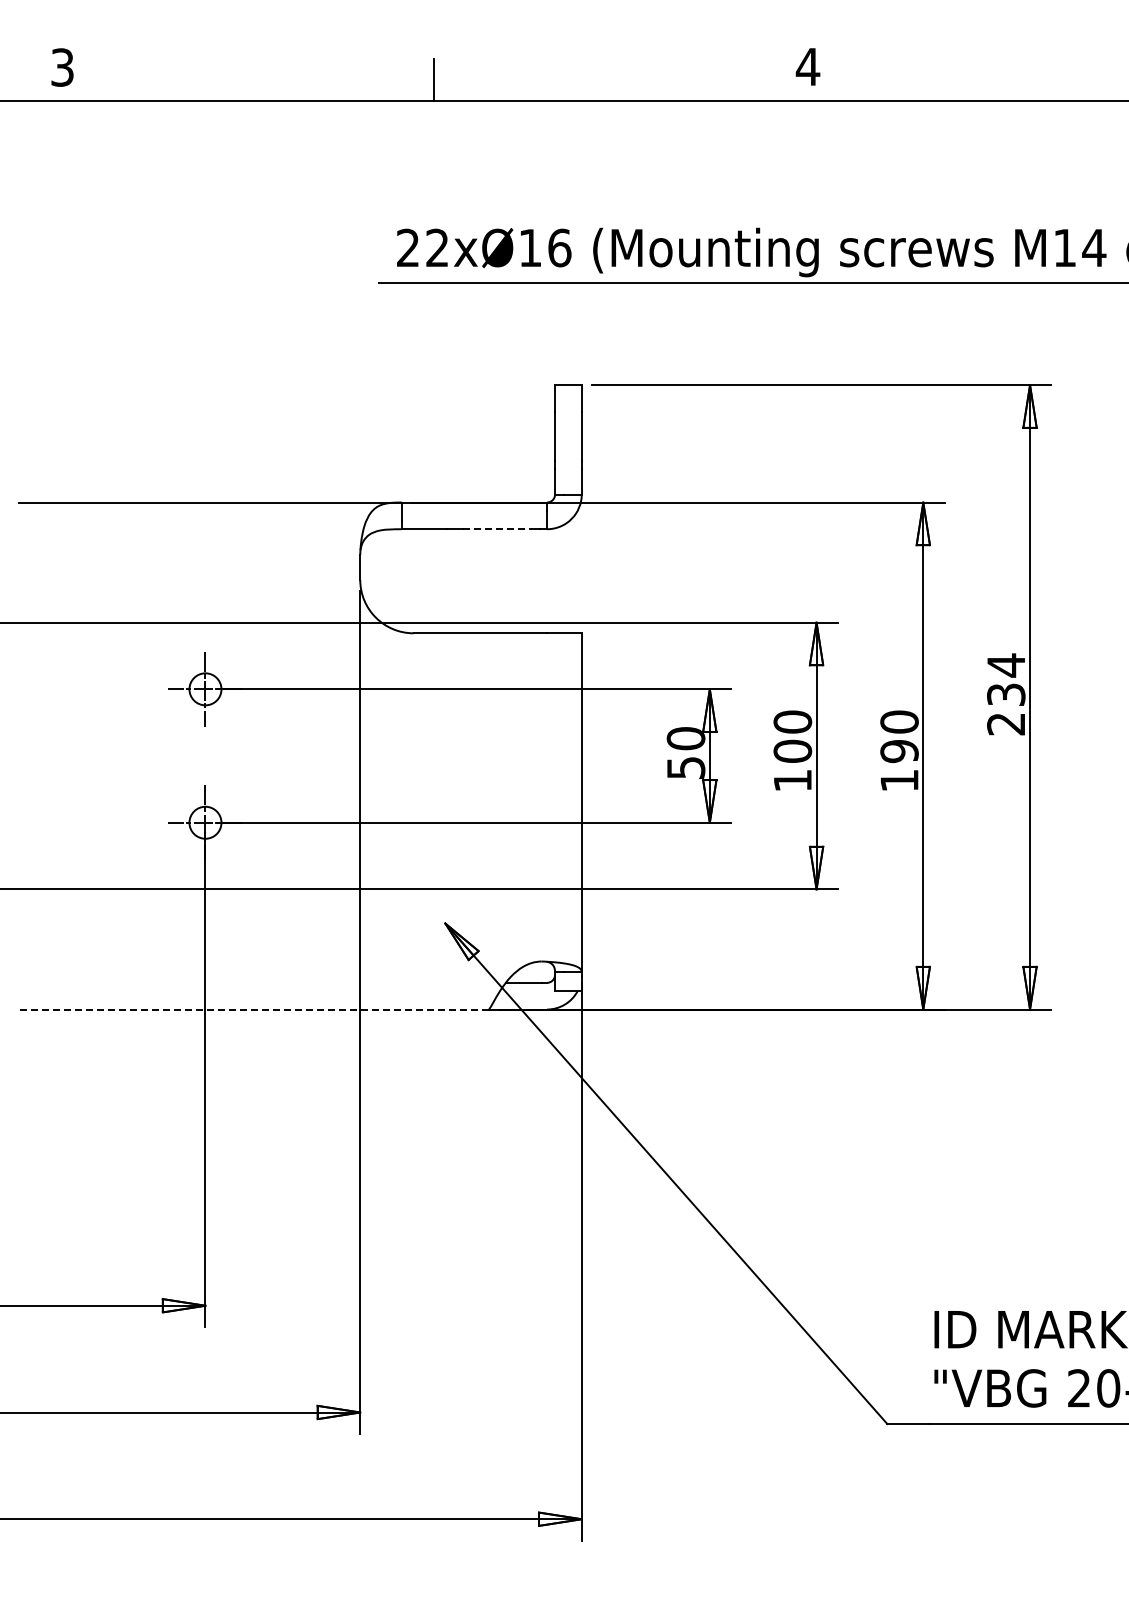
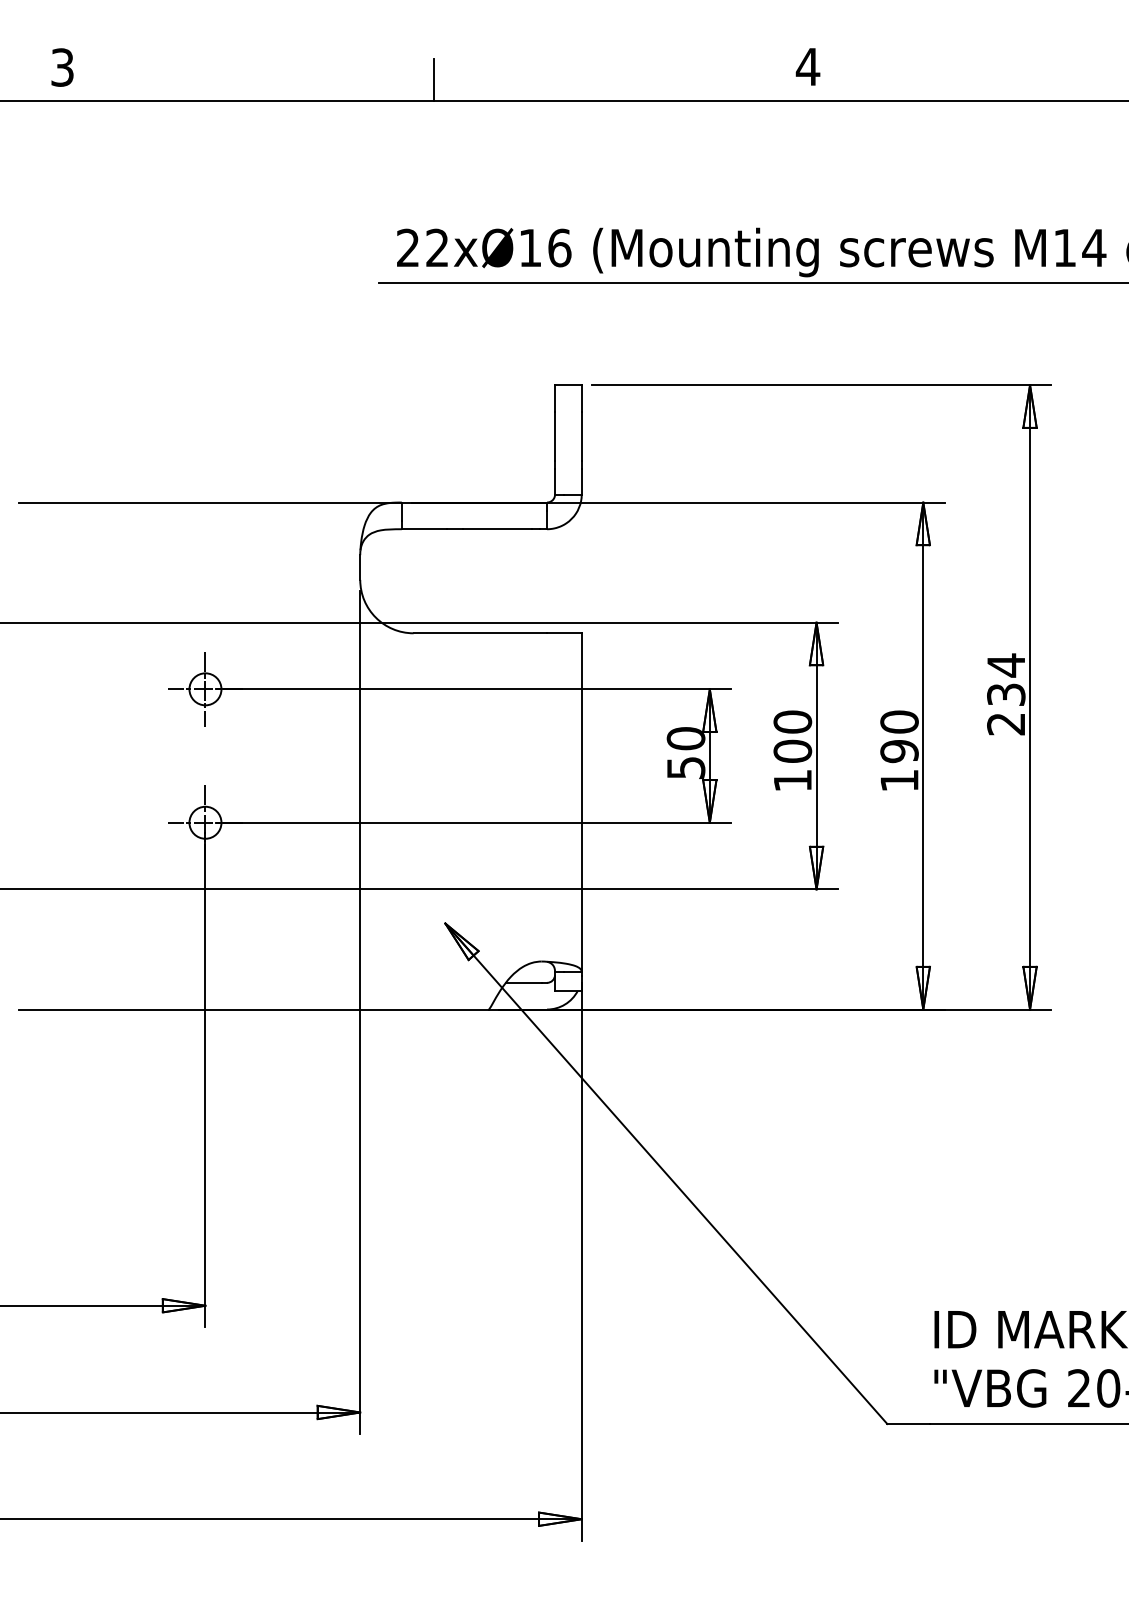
line: dashed -> solid (498, 529)
line: dashed -> solid (253, 1009)
